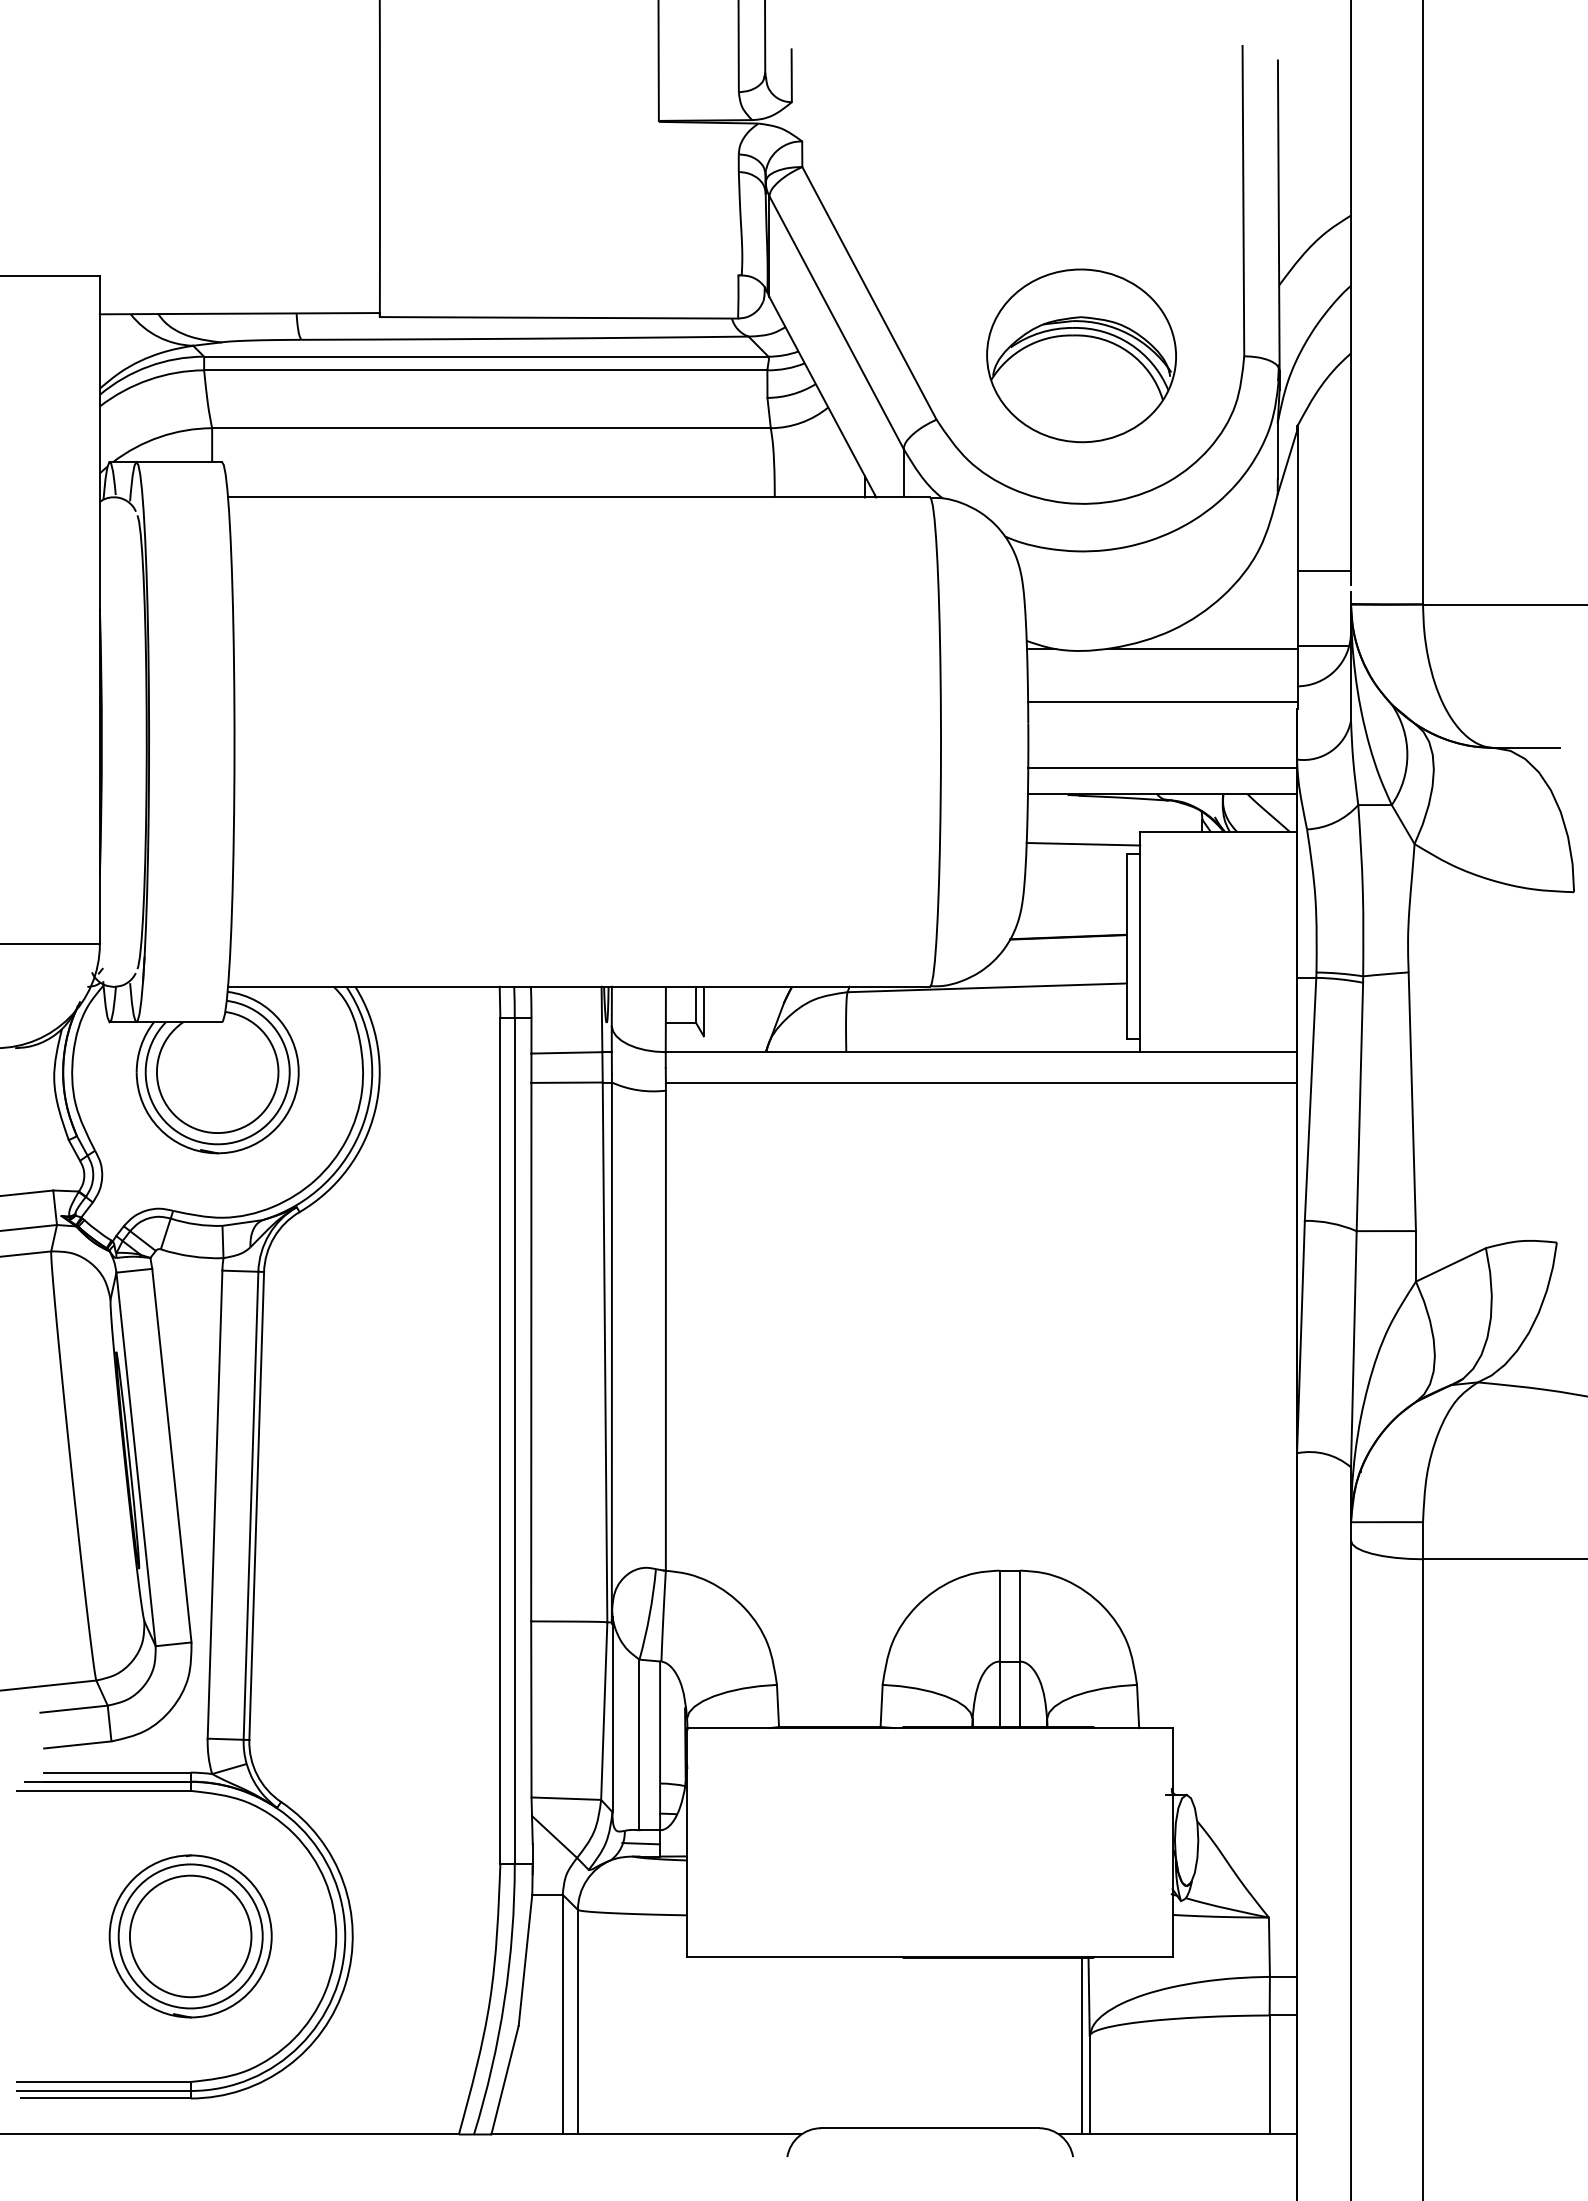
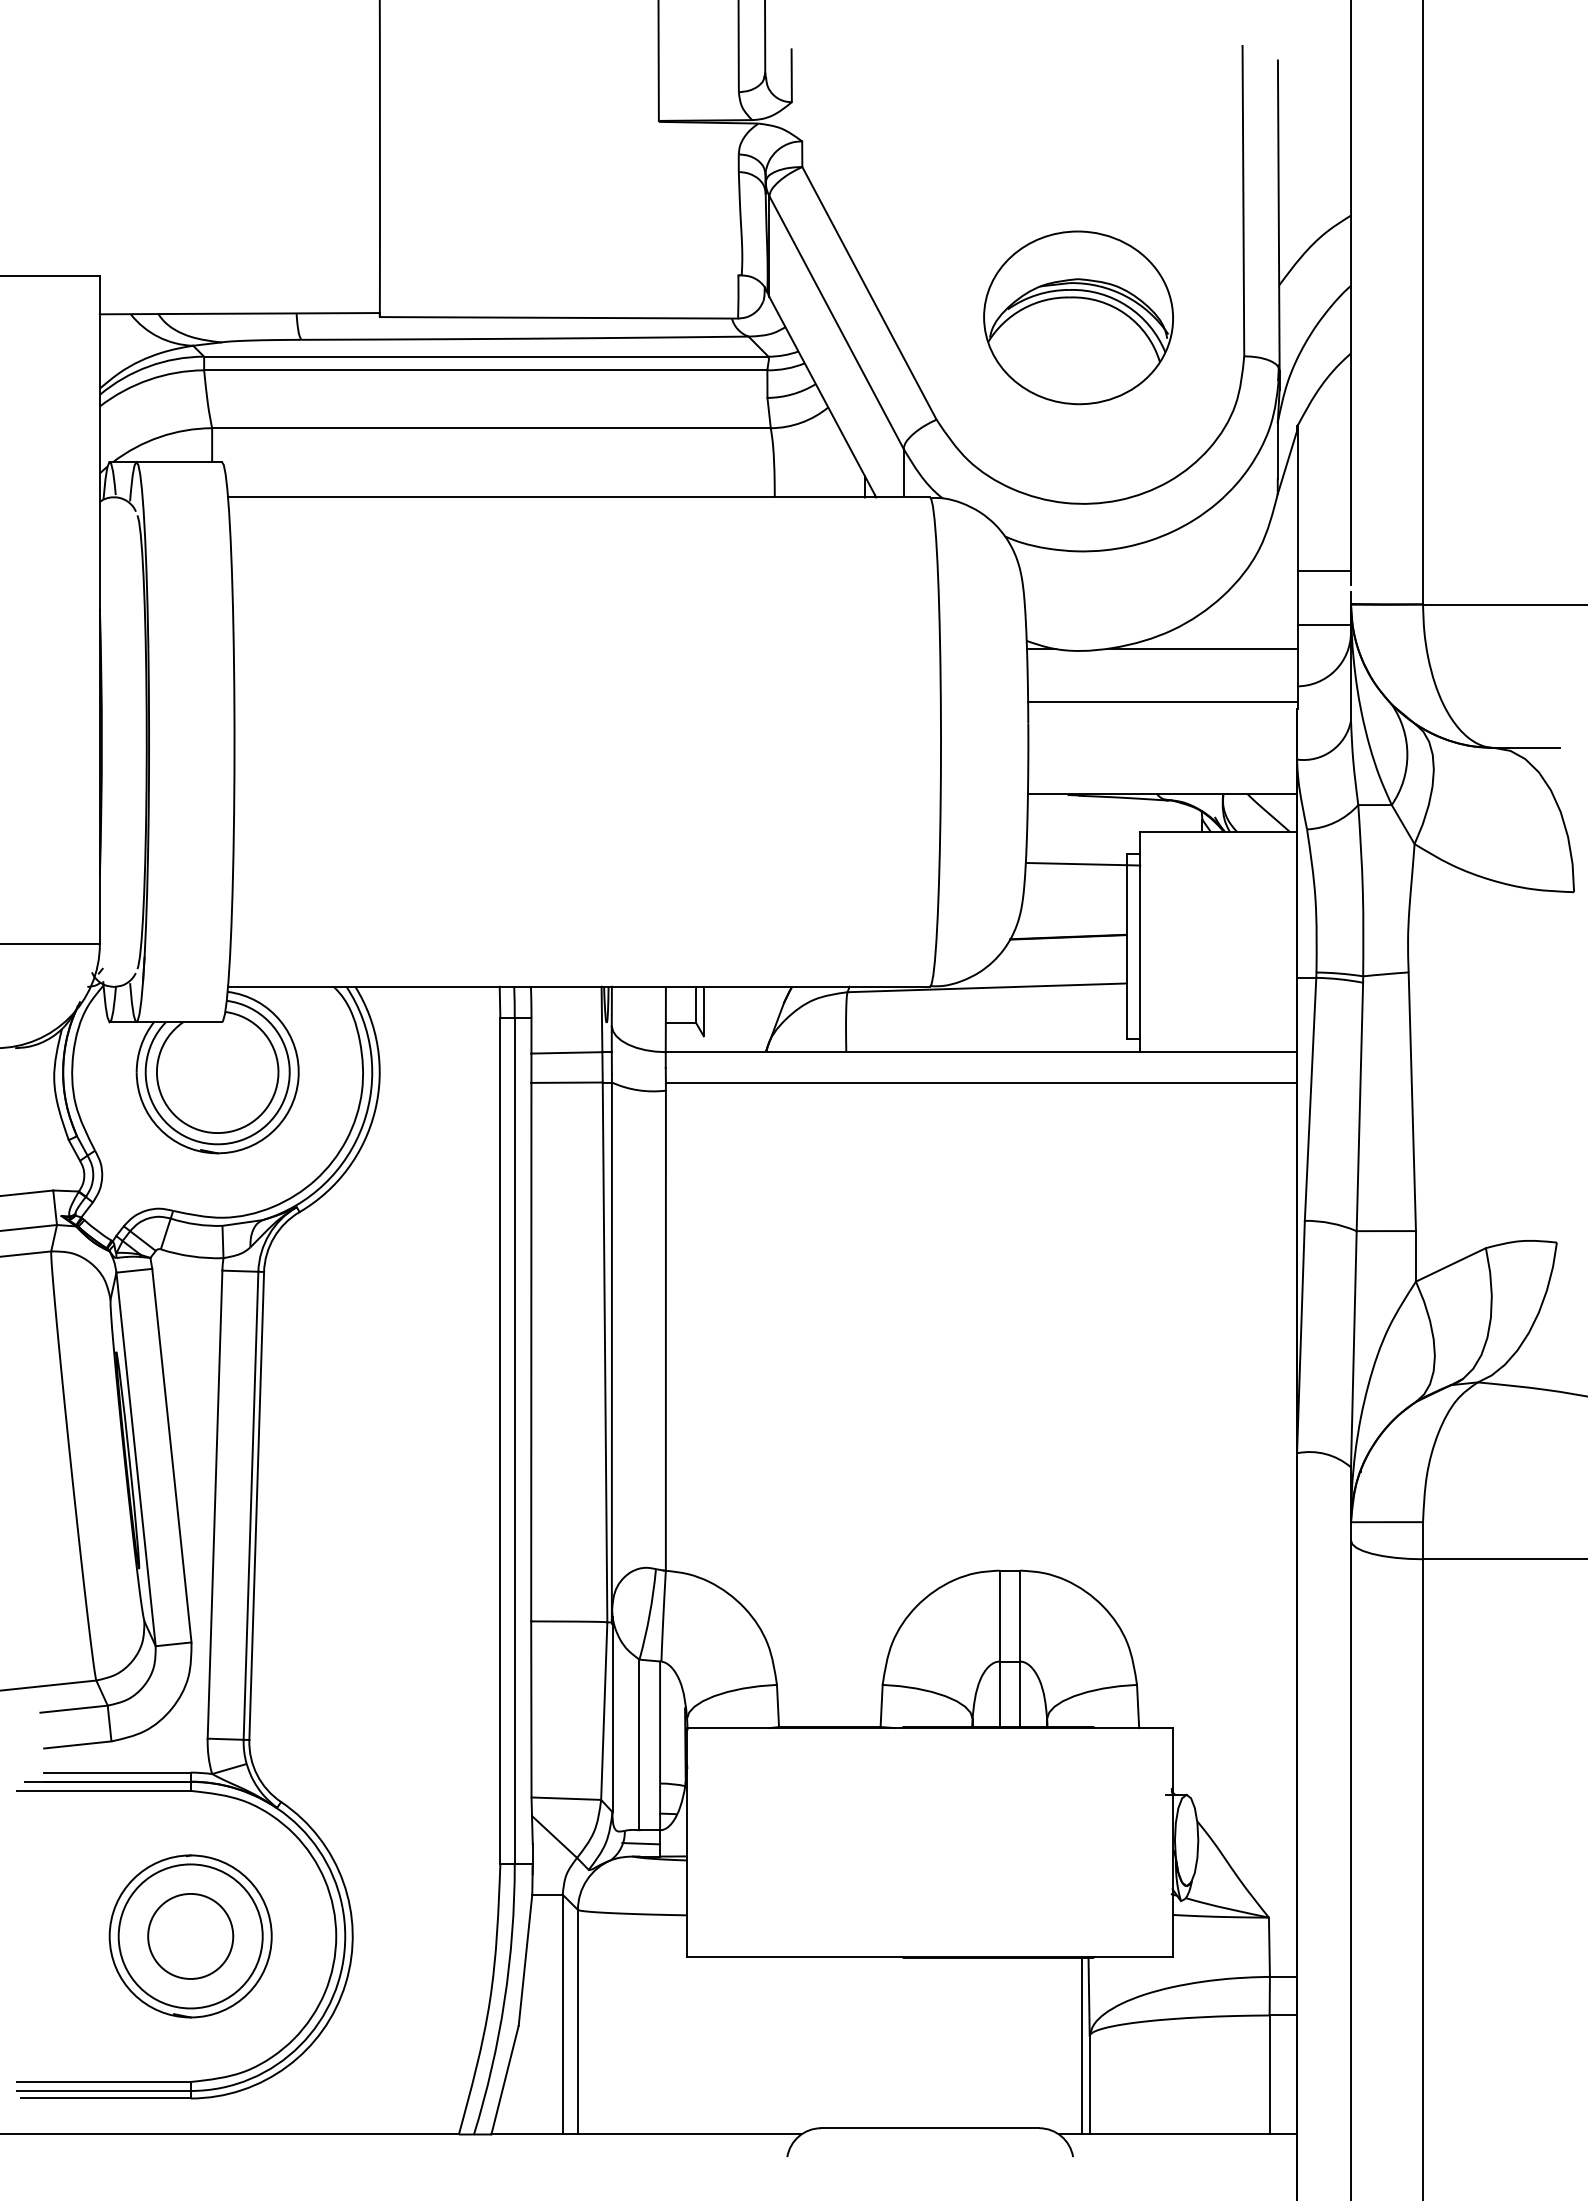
part position: (1081, 355) -> (1078, 317) (1078, 317)
line position: (1323, 645) -> (1323, 624) (1323, 624)
line: present -> none (1162, 767)
line position: (1083, 844) -> (1083, 864) (1083, 864)
circle diameter: 122 px -> 85 px (190, 1935)
